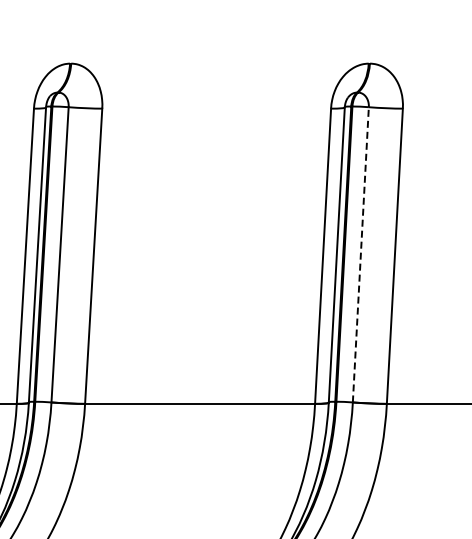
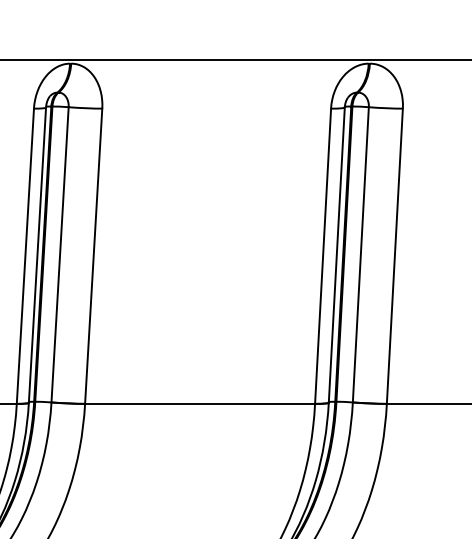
line: none -> present (235, 59)
line: dashed -> solid (360, 254)
